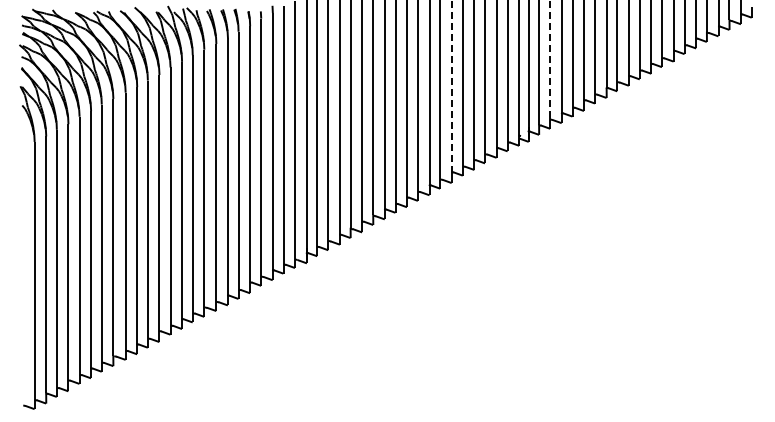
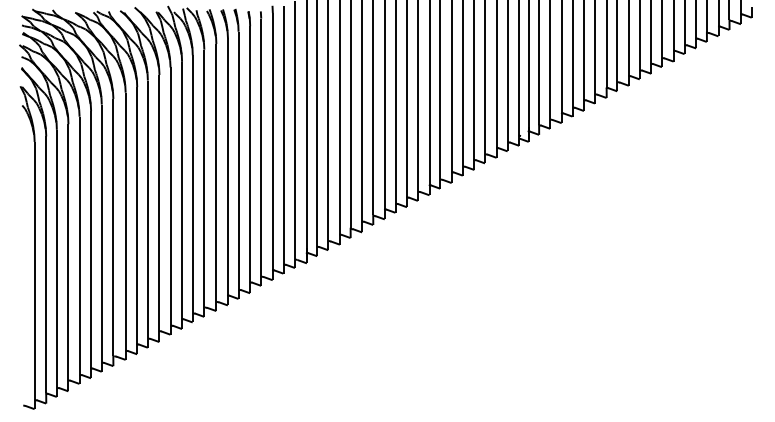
line: dashed -> solid (550, 59)
line: dashed -> solid (451, 86)
